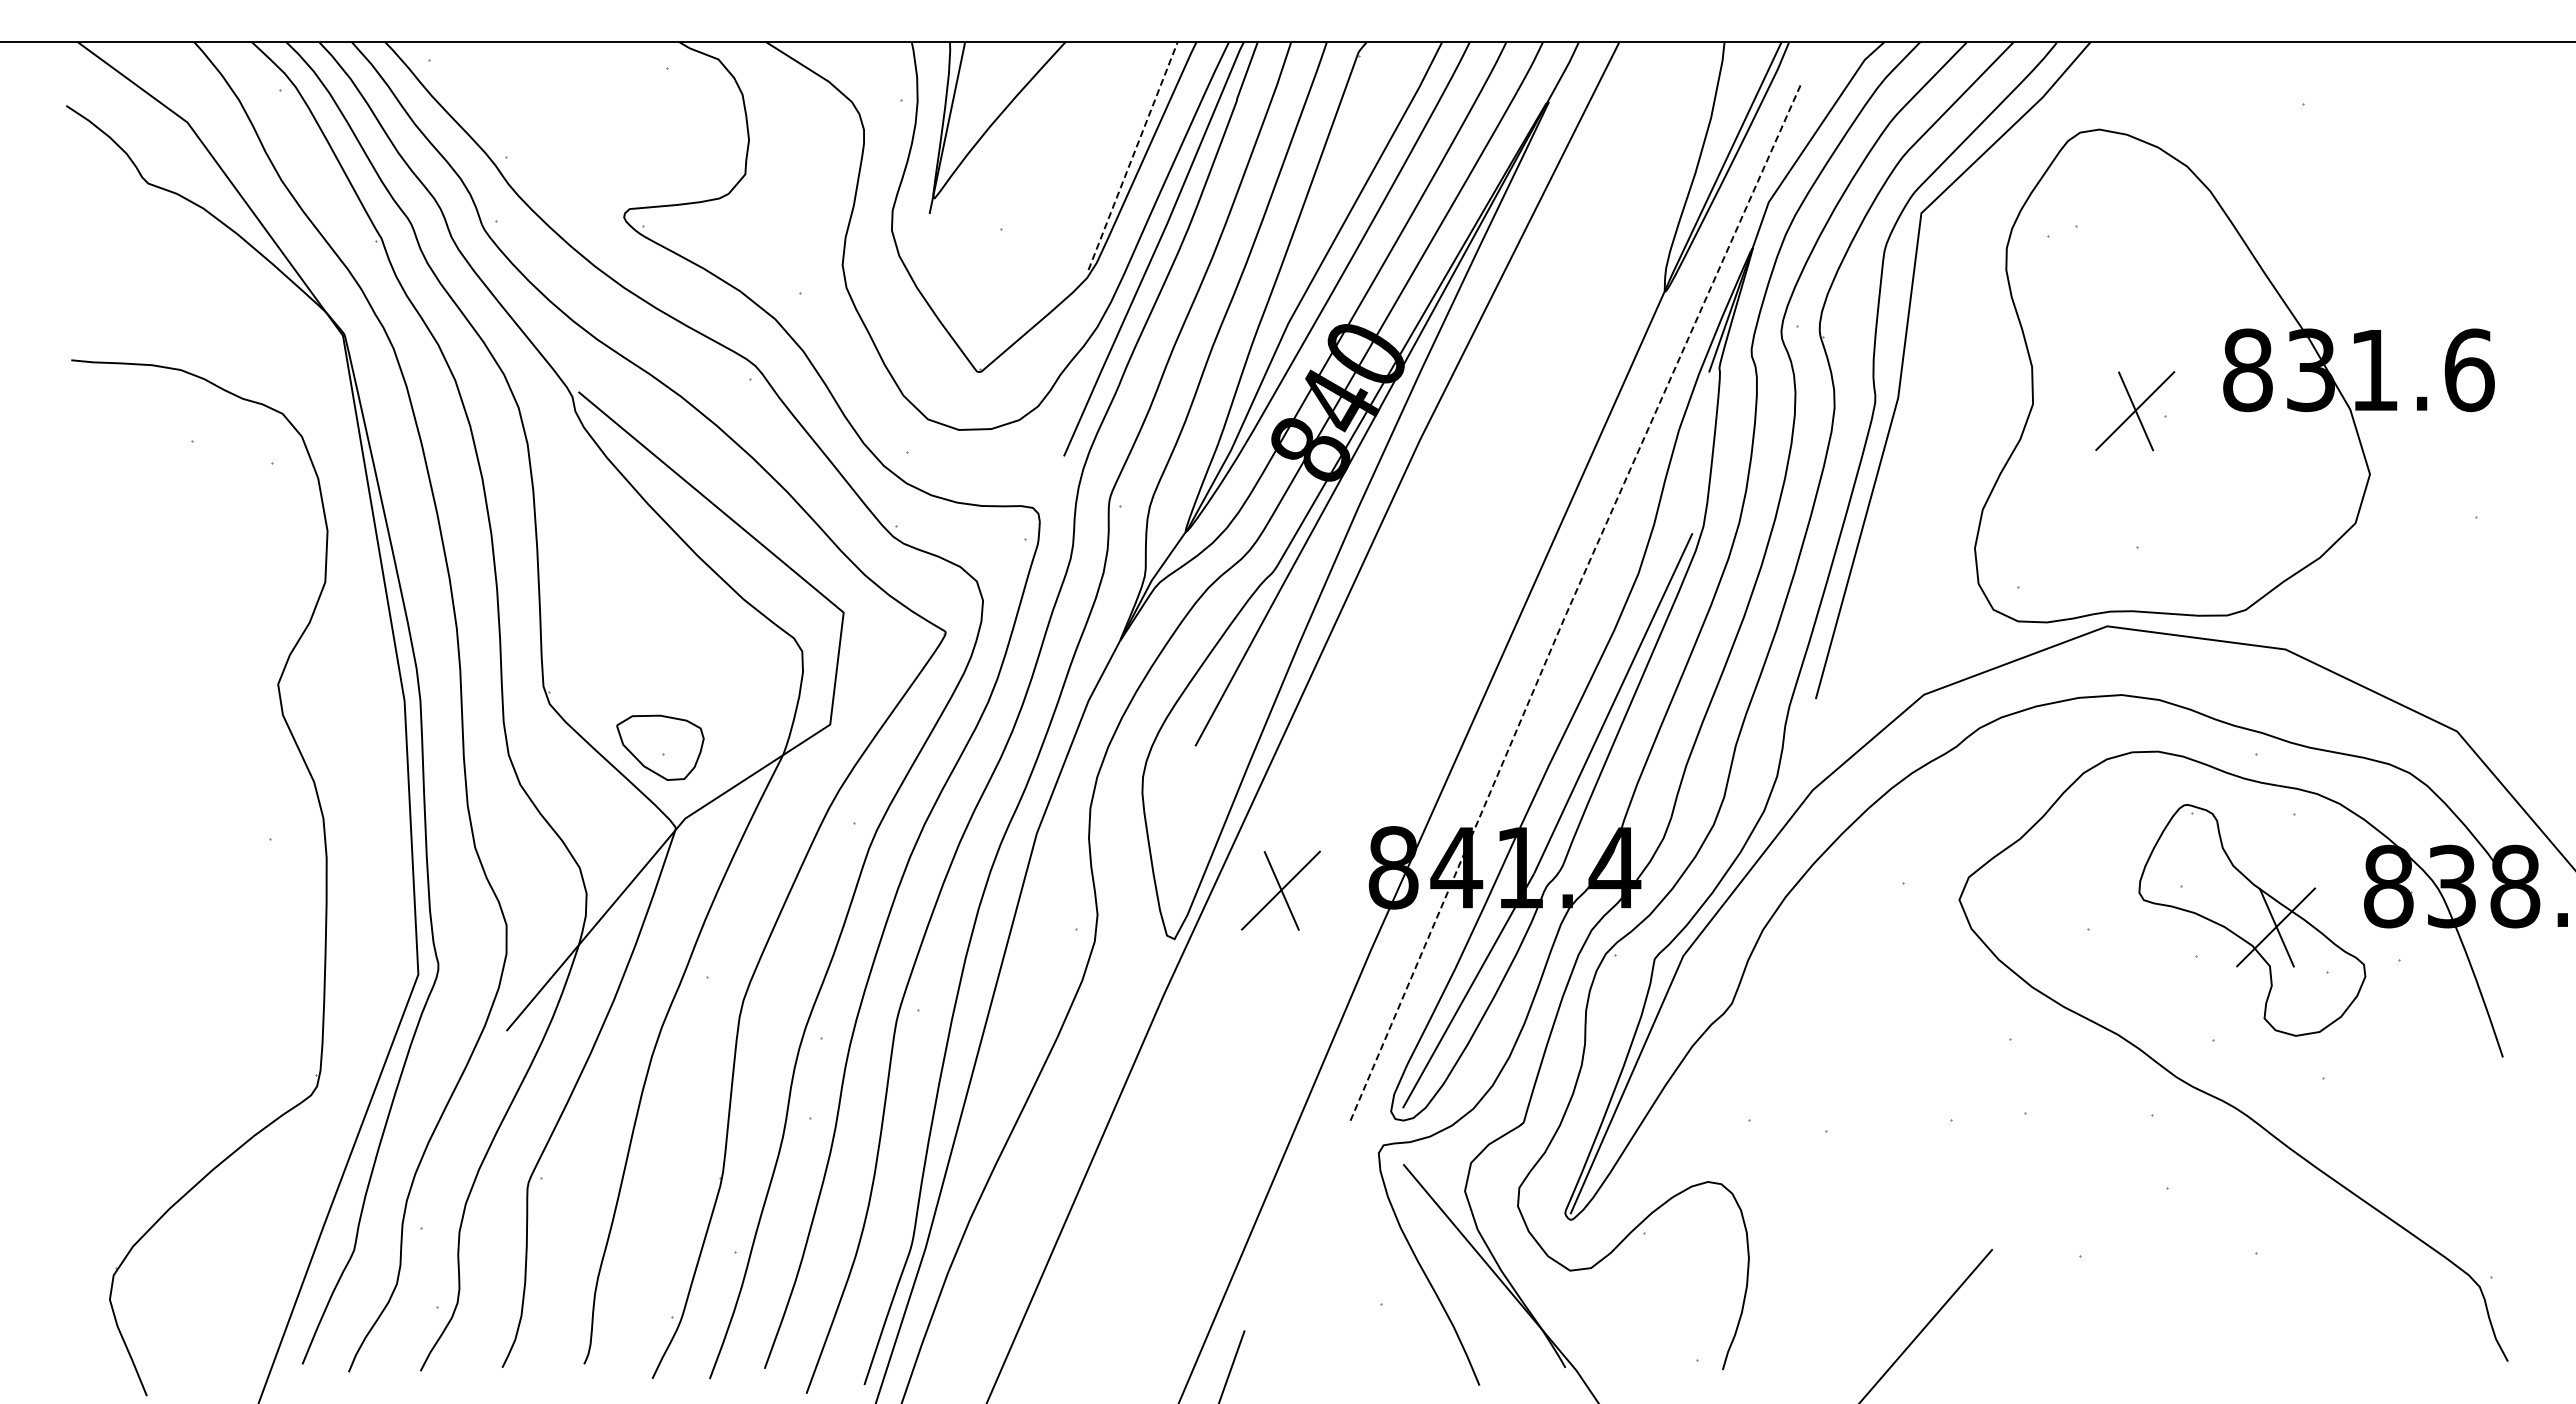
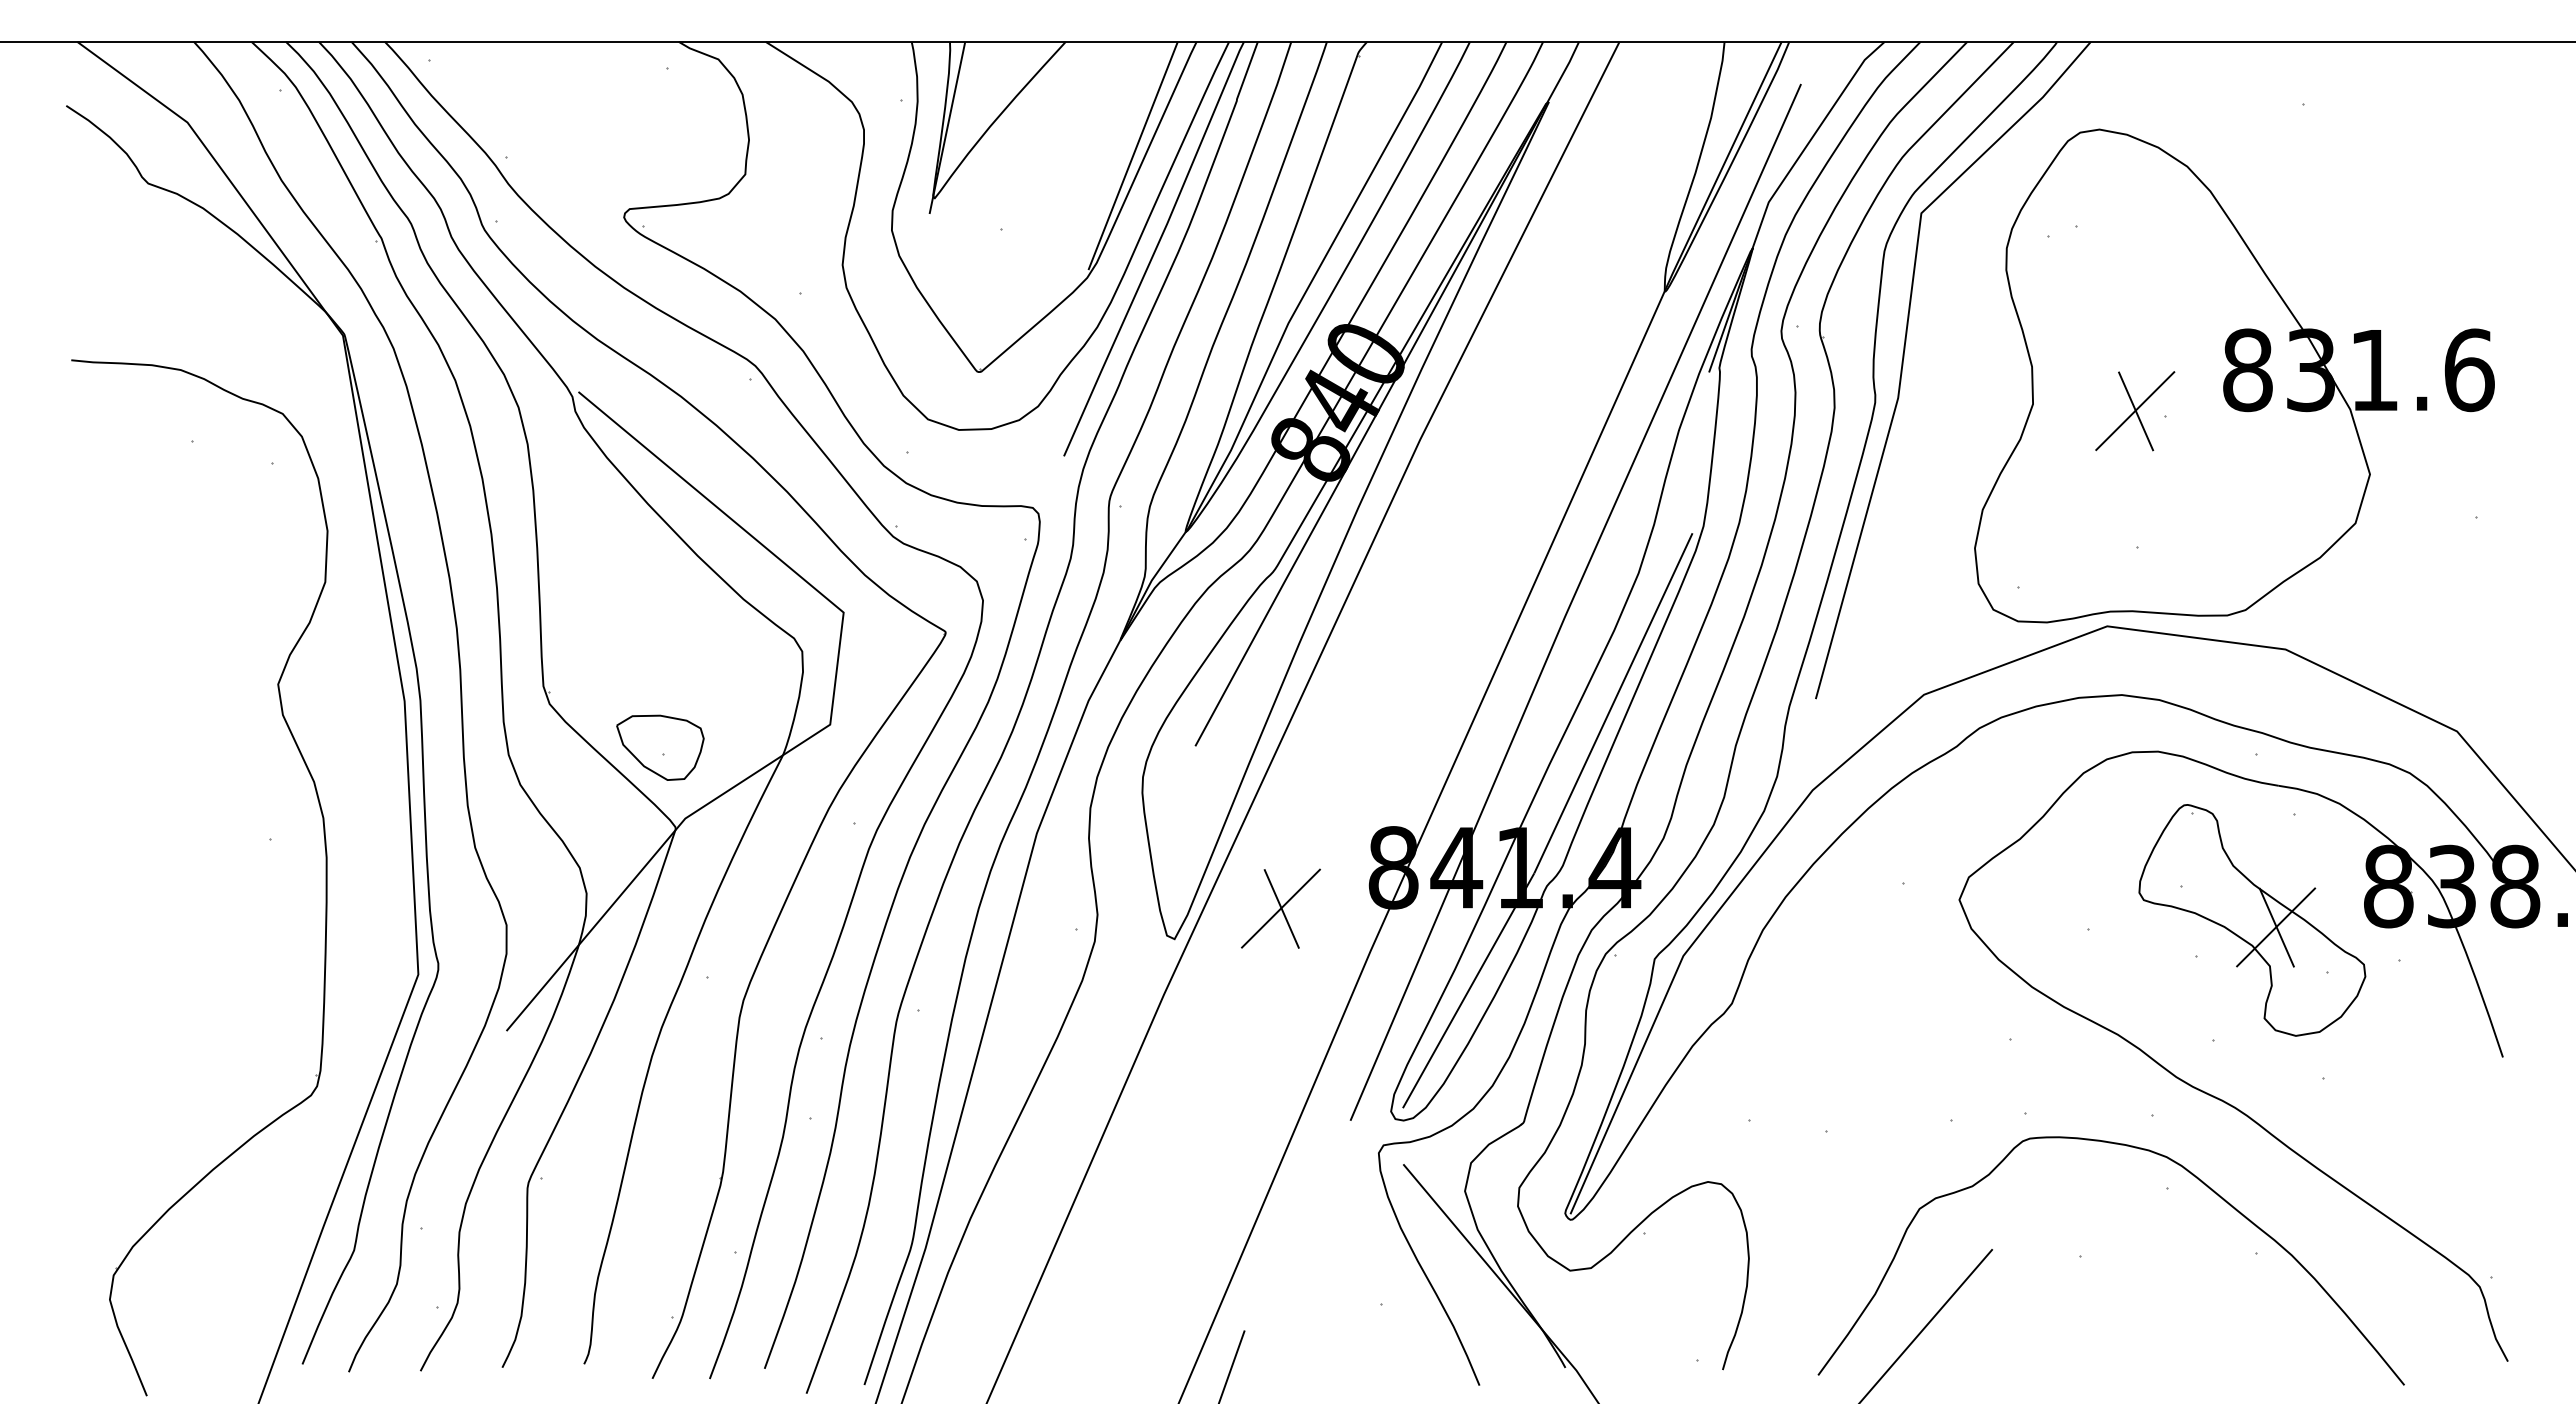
line: dashed -> solid (1133, 155)
line: dashed -> solid (1572, 600)
part position: (1280, 890) -> (1280, 908) (1280, 908)
curve: none -> present (2139, 1149)
